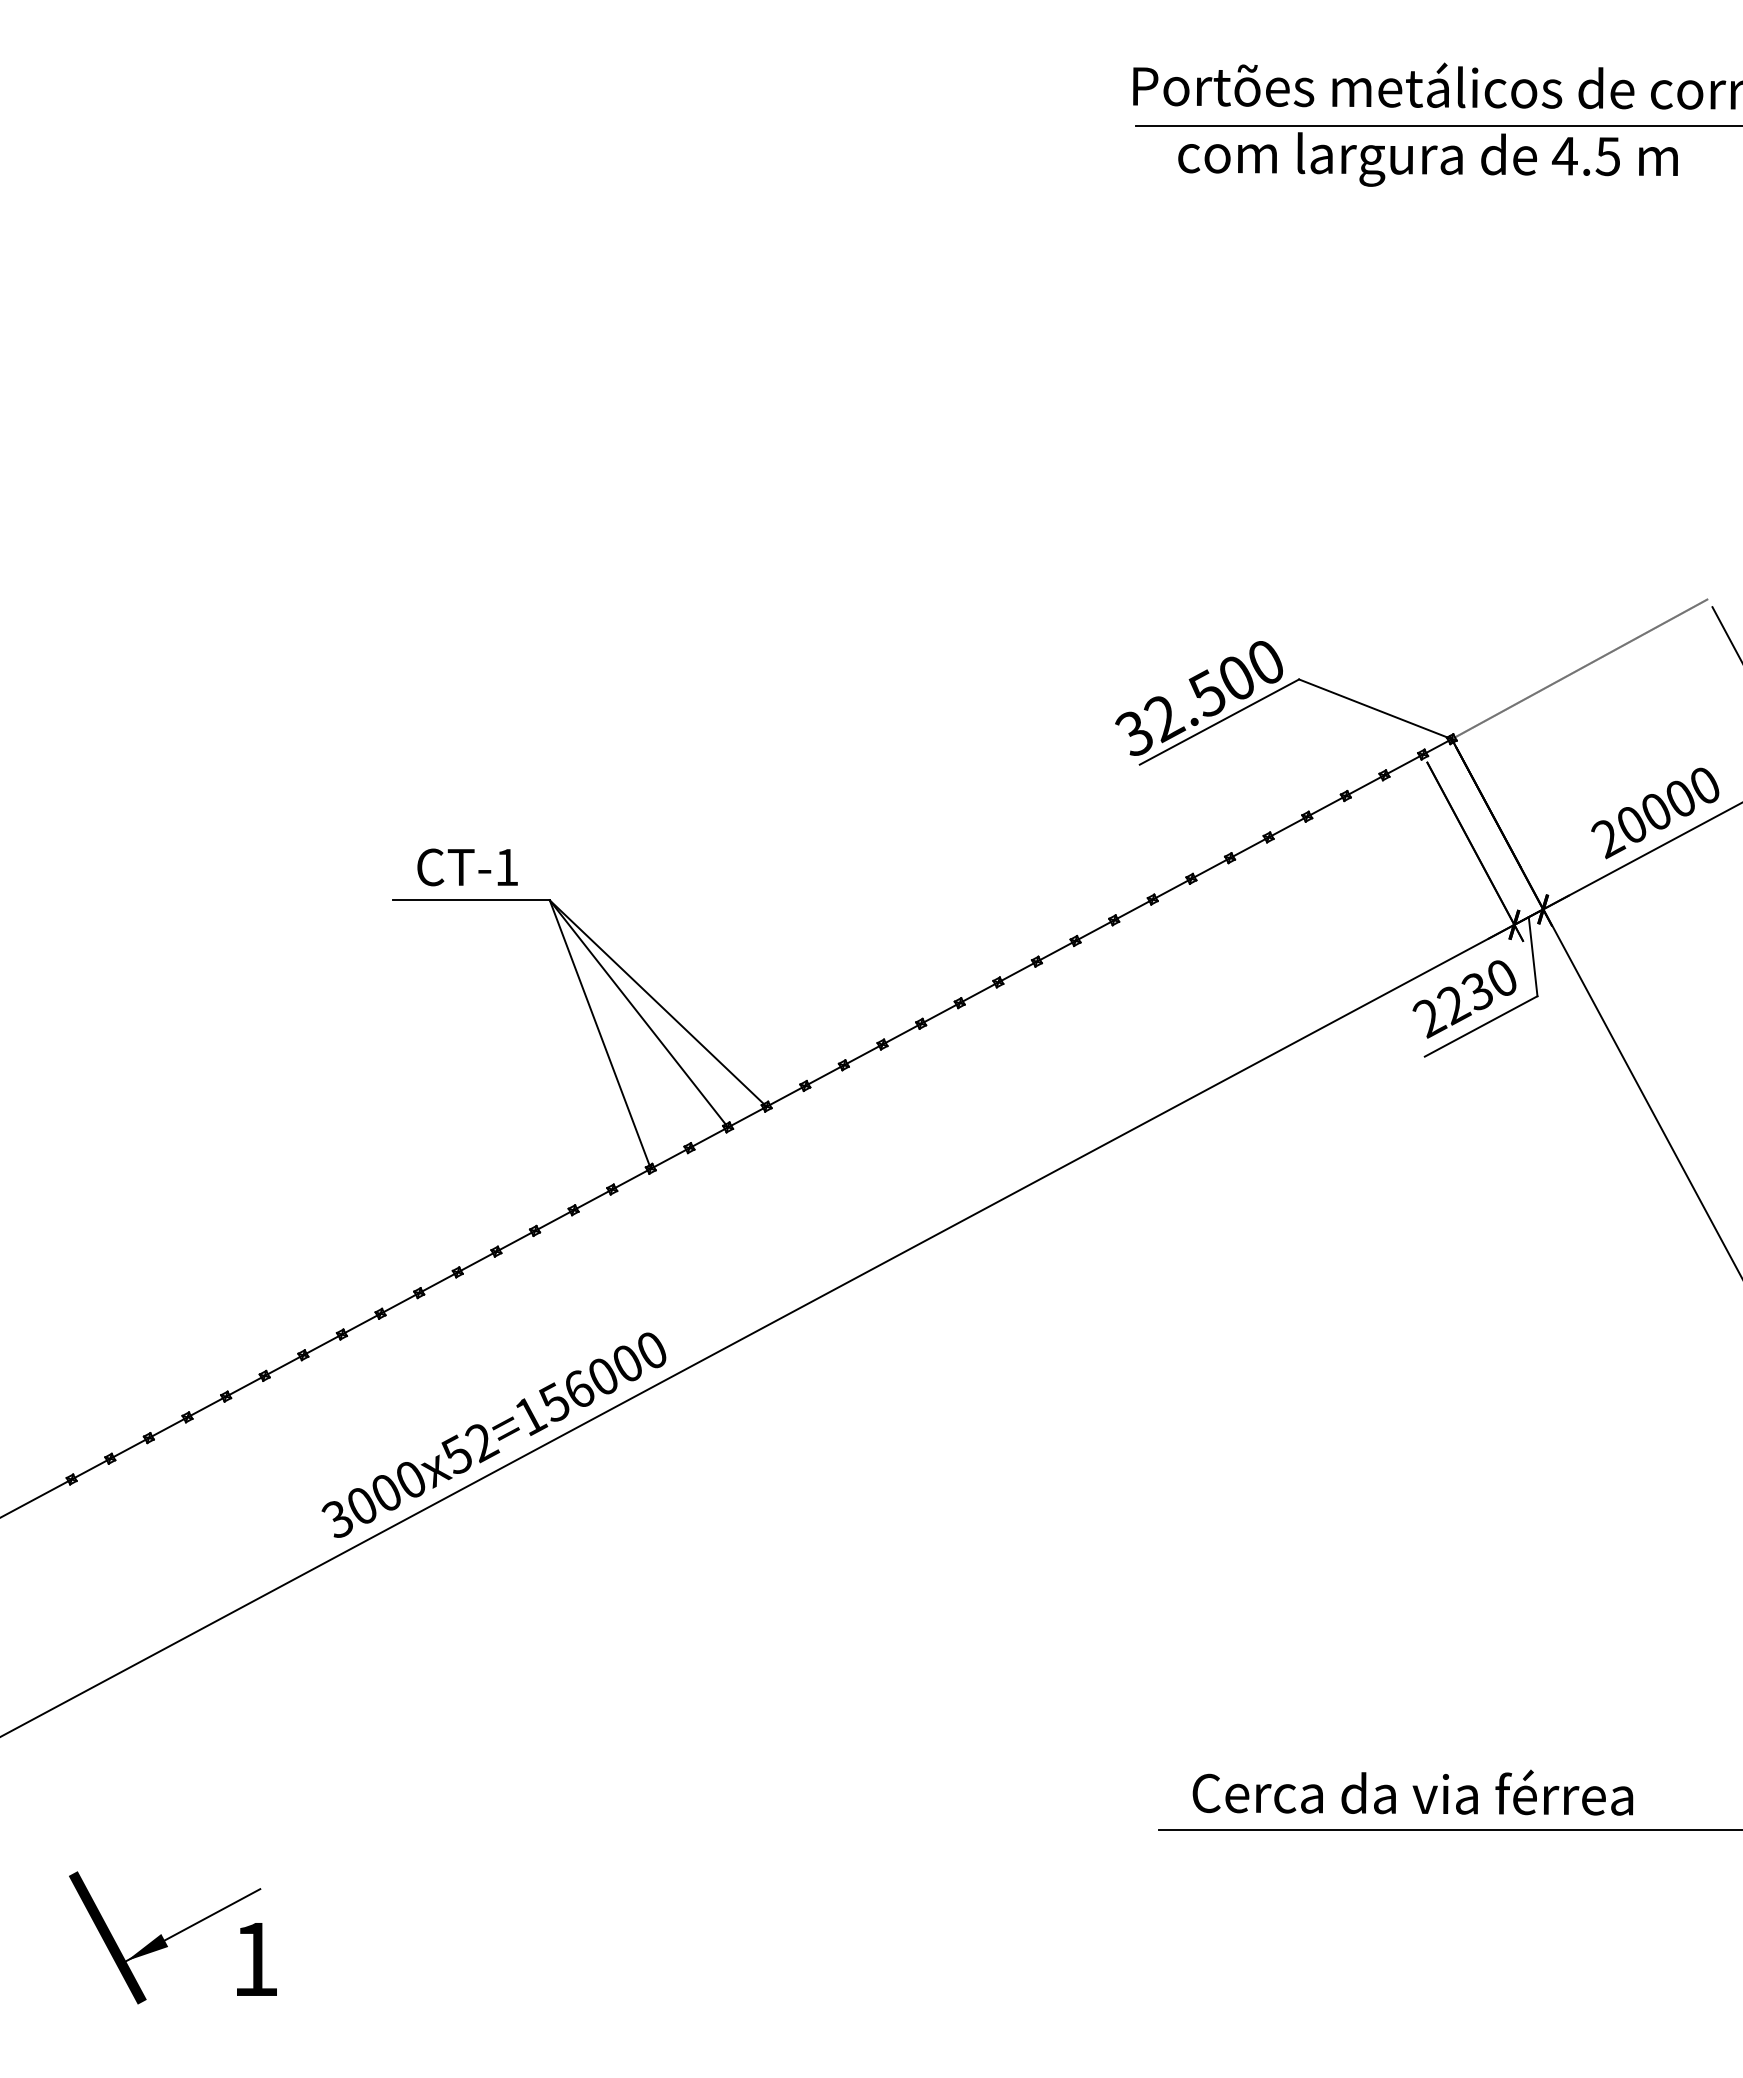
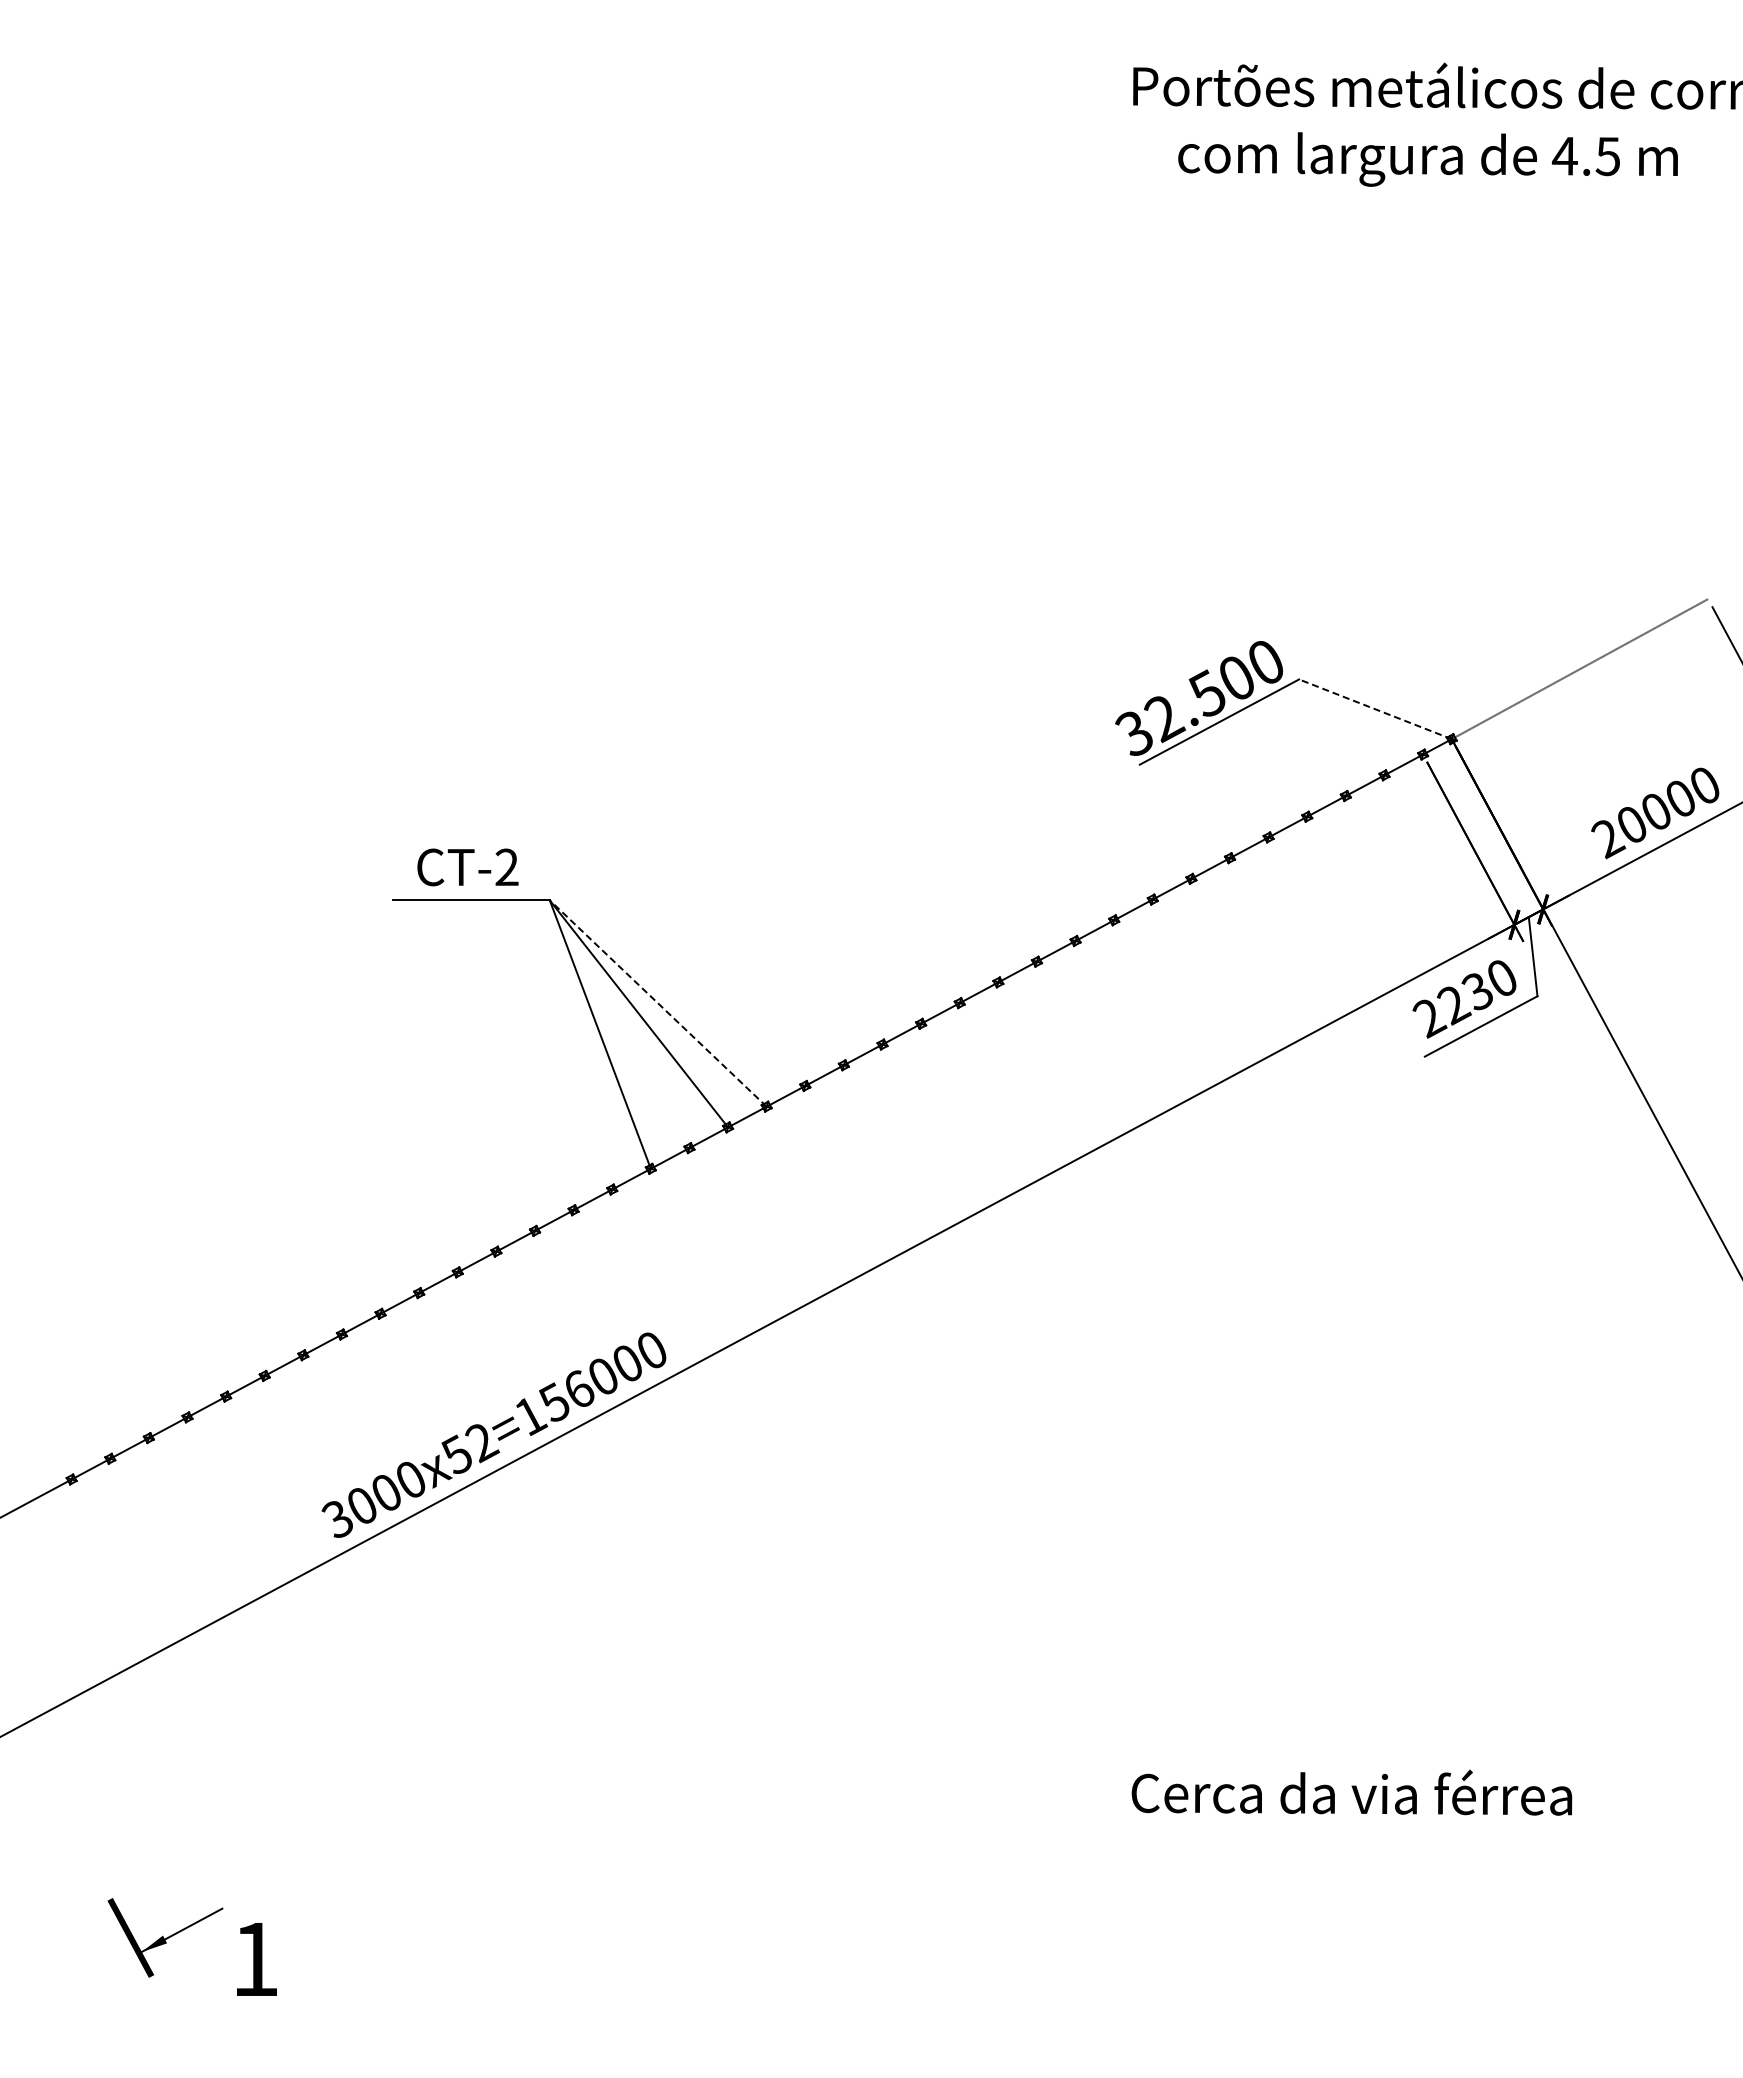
line: present -> none (1437, 125)
line: solid -> dashed (1375, 709)
text: CT-1 -> CT-2 (506, 866)
line: solid -> dashed (658, 1003)
text position: (1412, 1792) -> (1351, 1792) (1351, 1792)
line: present -> none (1449, 1829)
part size: 193x134 px -> 117x80 px (165, 1937)
